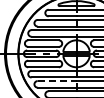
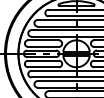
line: dashed -> solid (57, 81)
